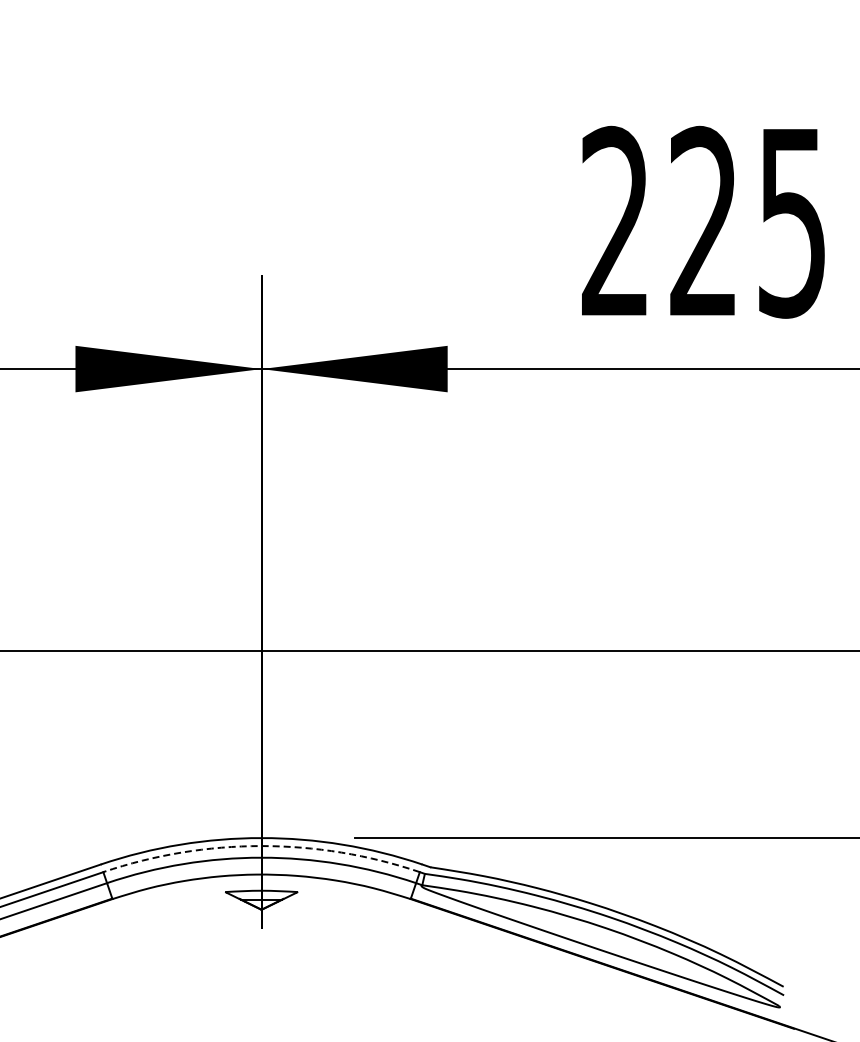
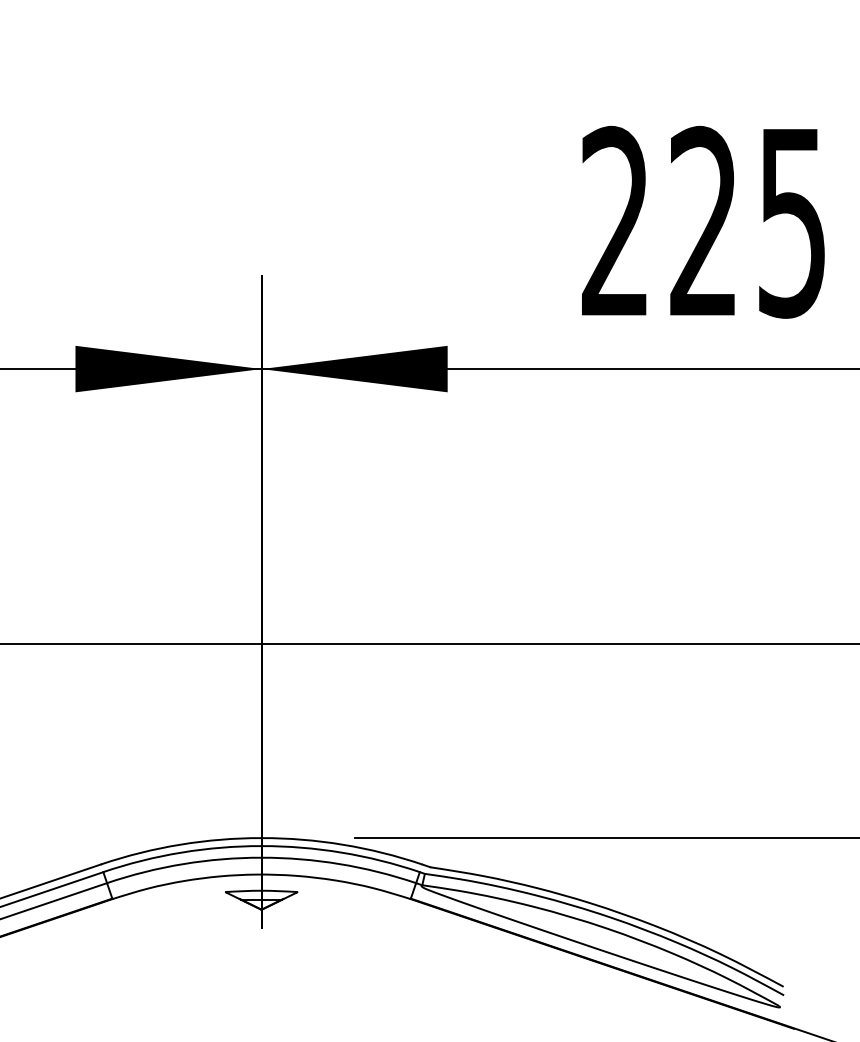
line position: (429, 651) -> (429, 644) (429, 644)
arc: dashed -> solid (261, 846)
